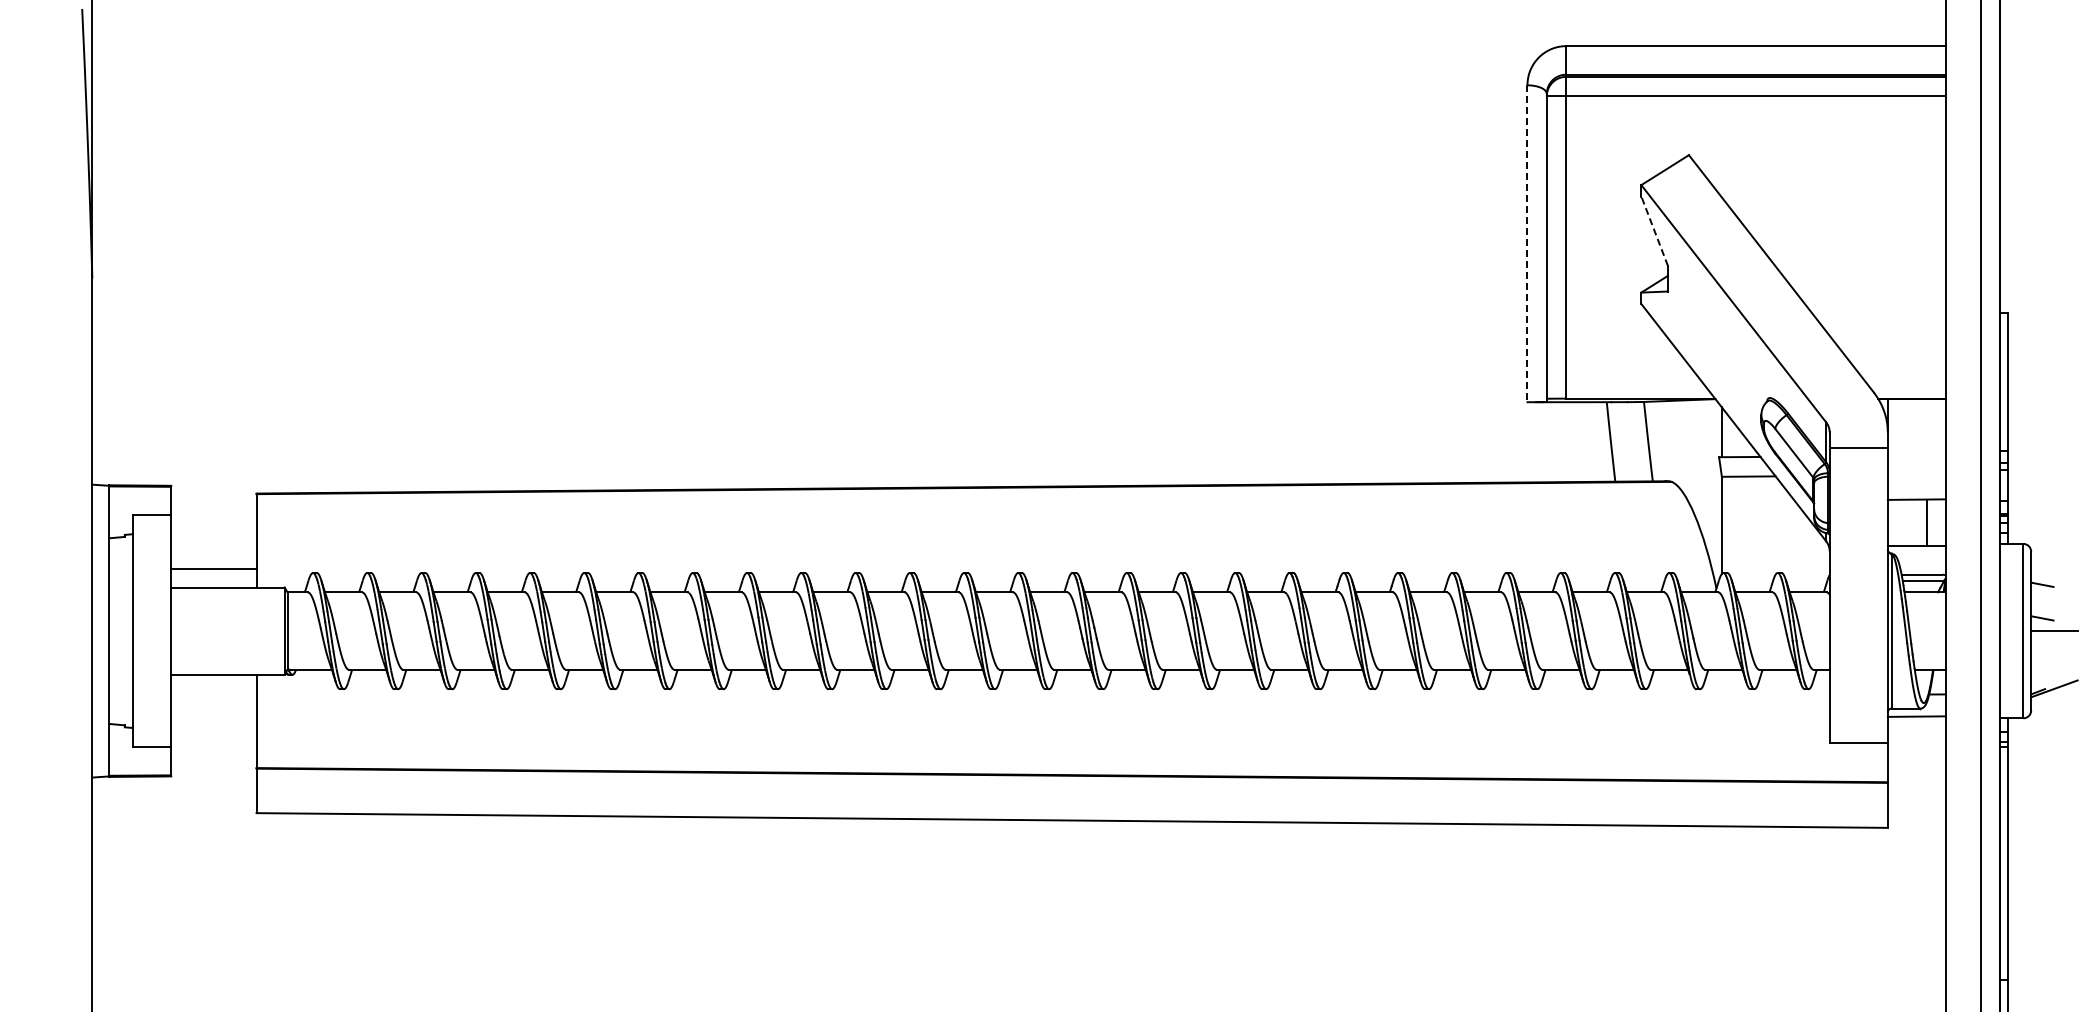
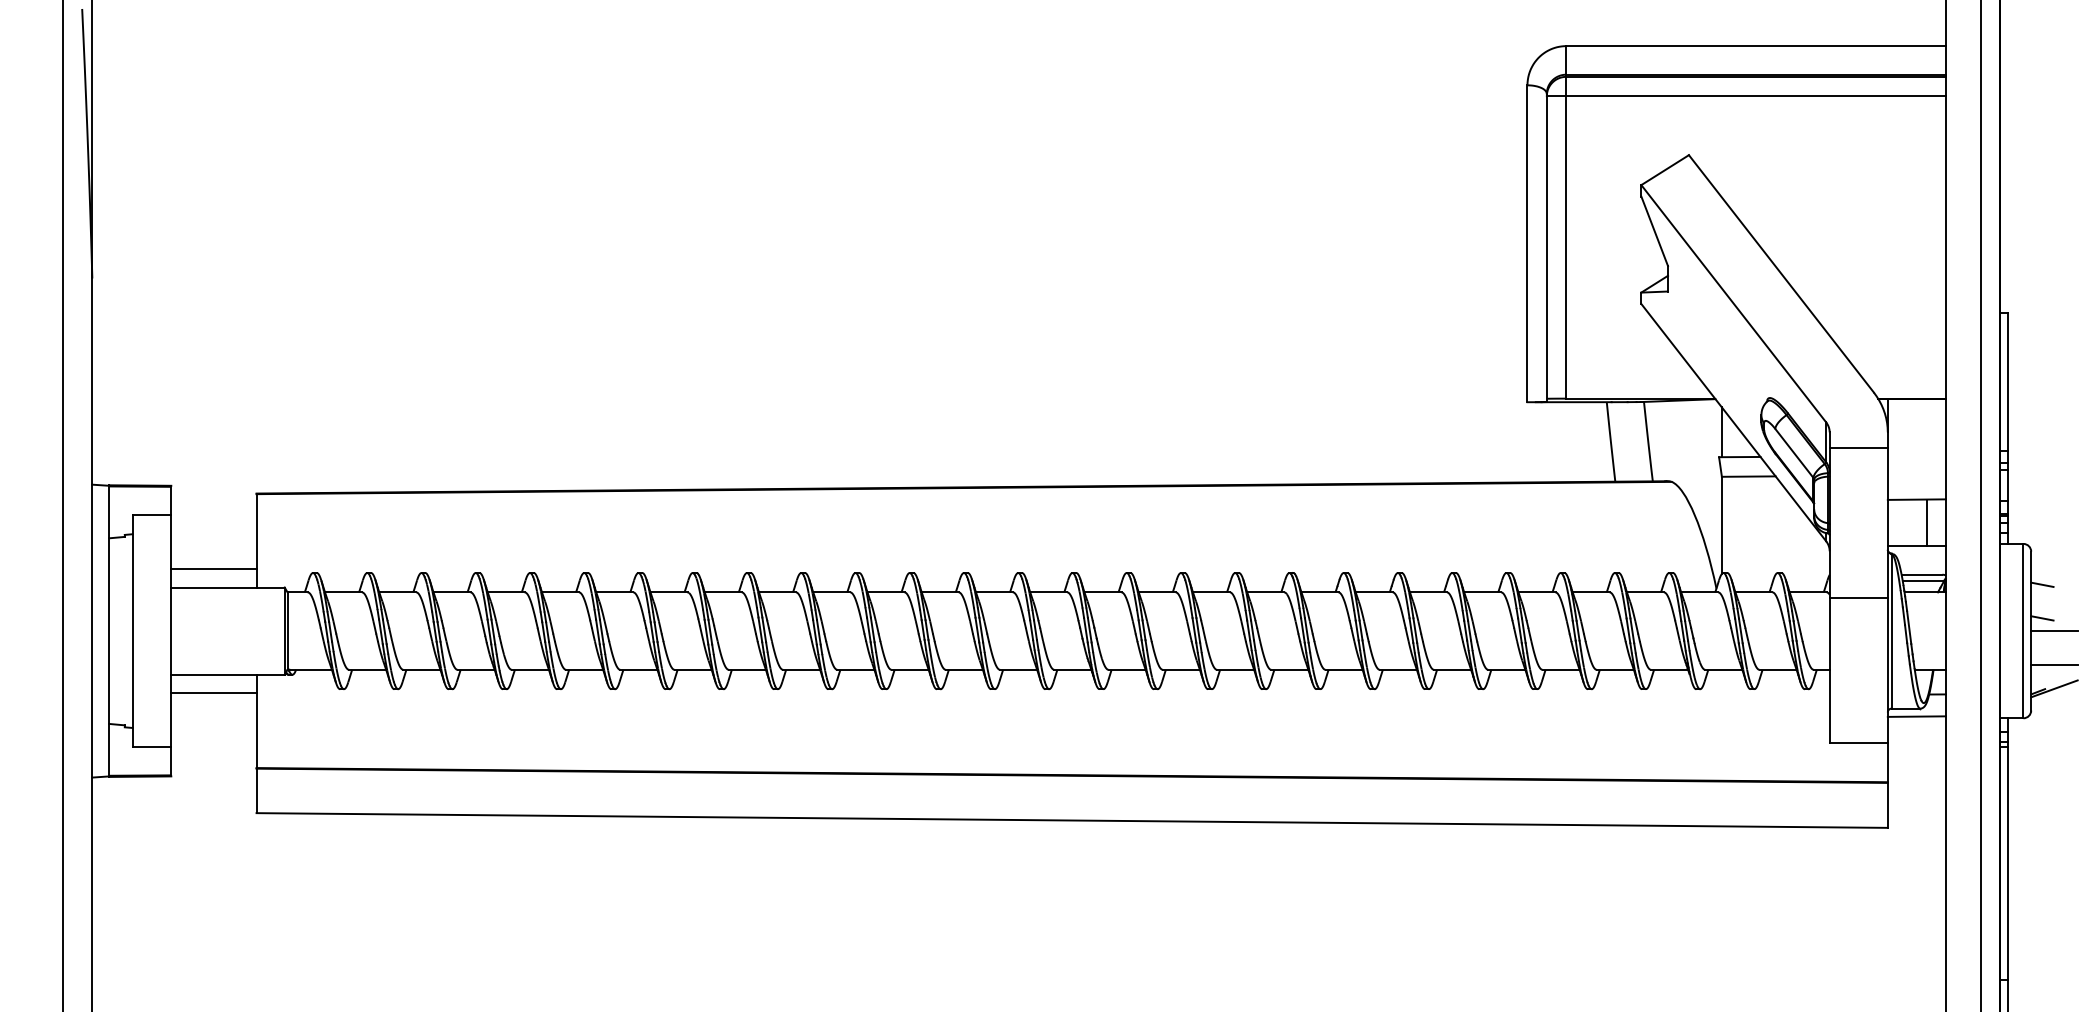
line: dashed -> solid (1654, 230)
line: dashed -> solid (1527, 244)
line: none -> present (62, 505)
line: none -> present (1858, 598)
line: none -> present (2054, 664)
line: none -> present (213, 693)
